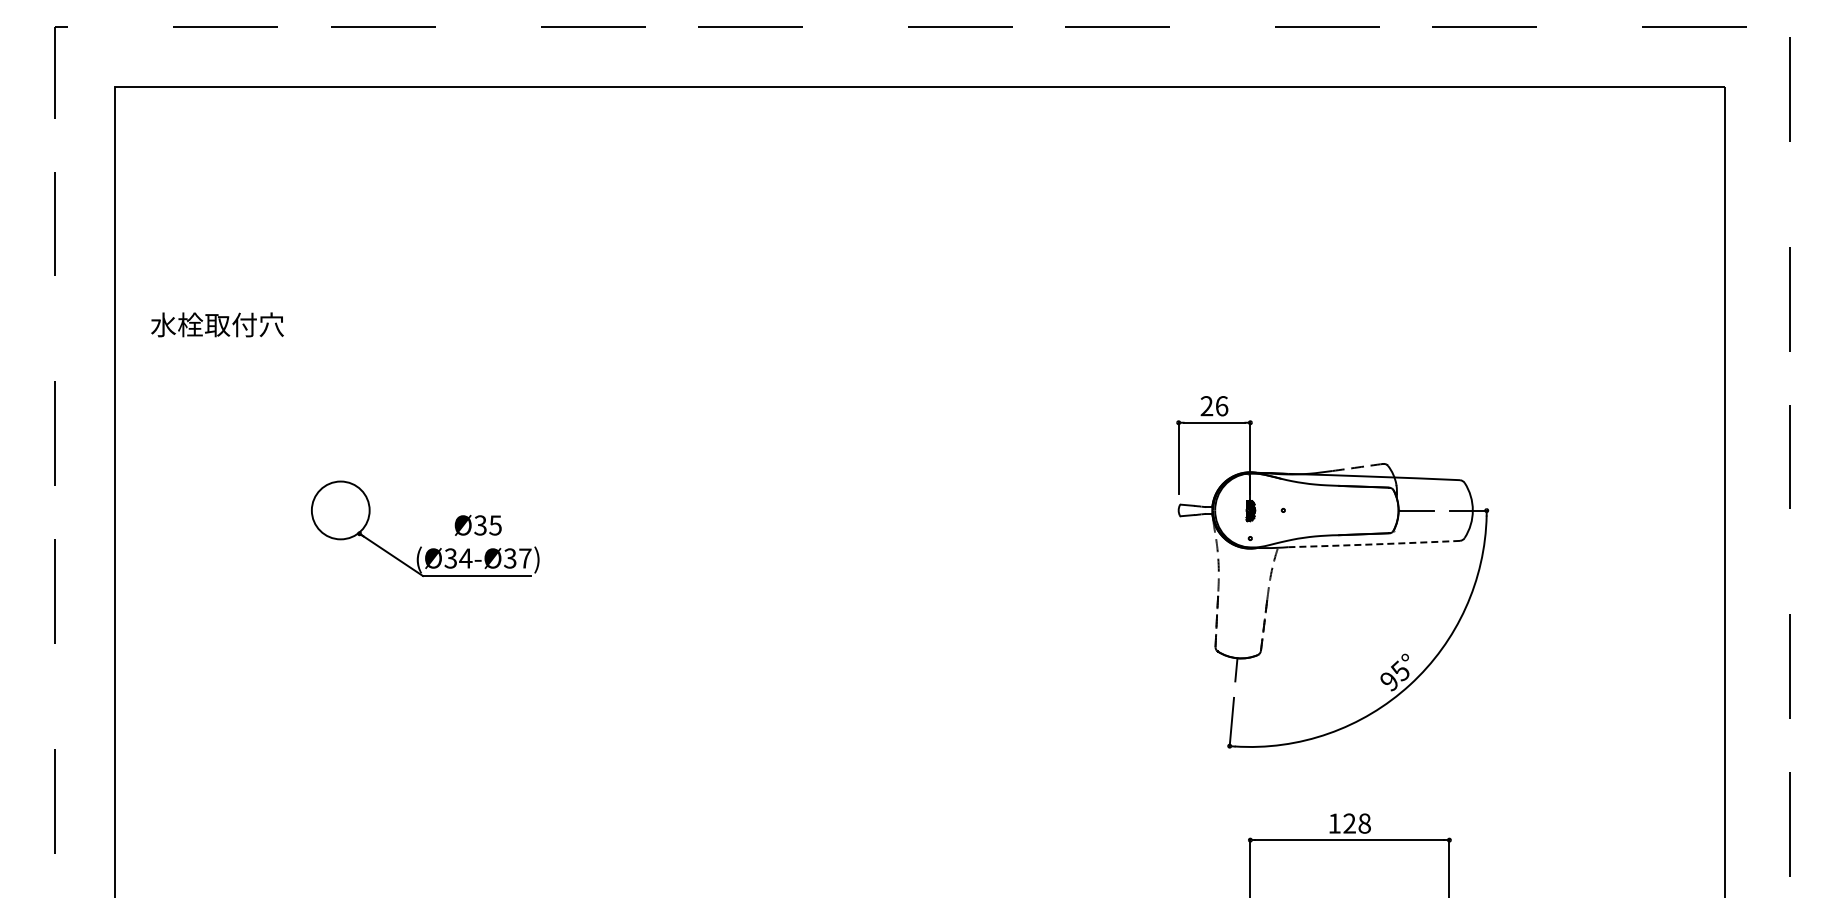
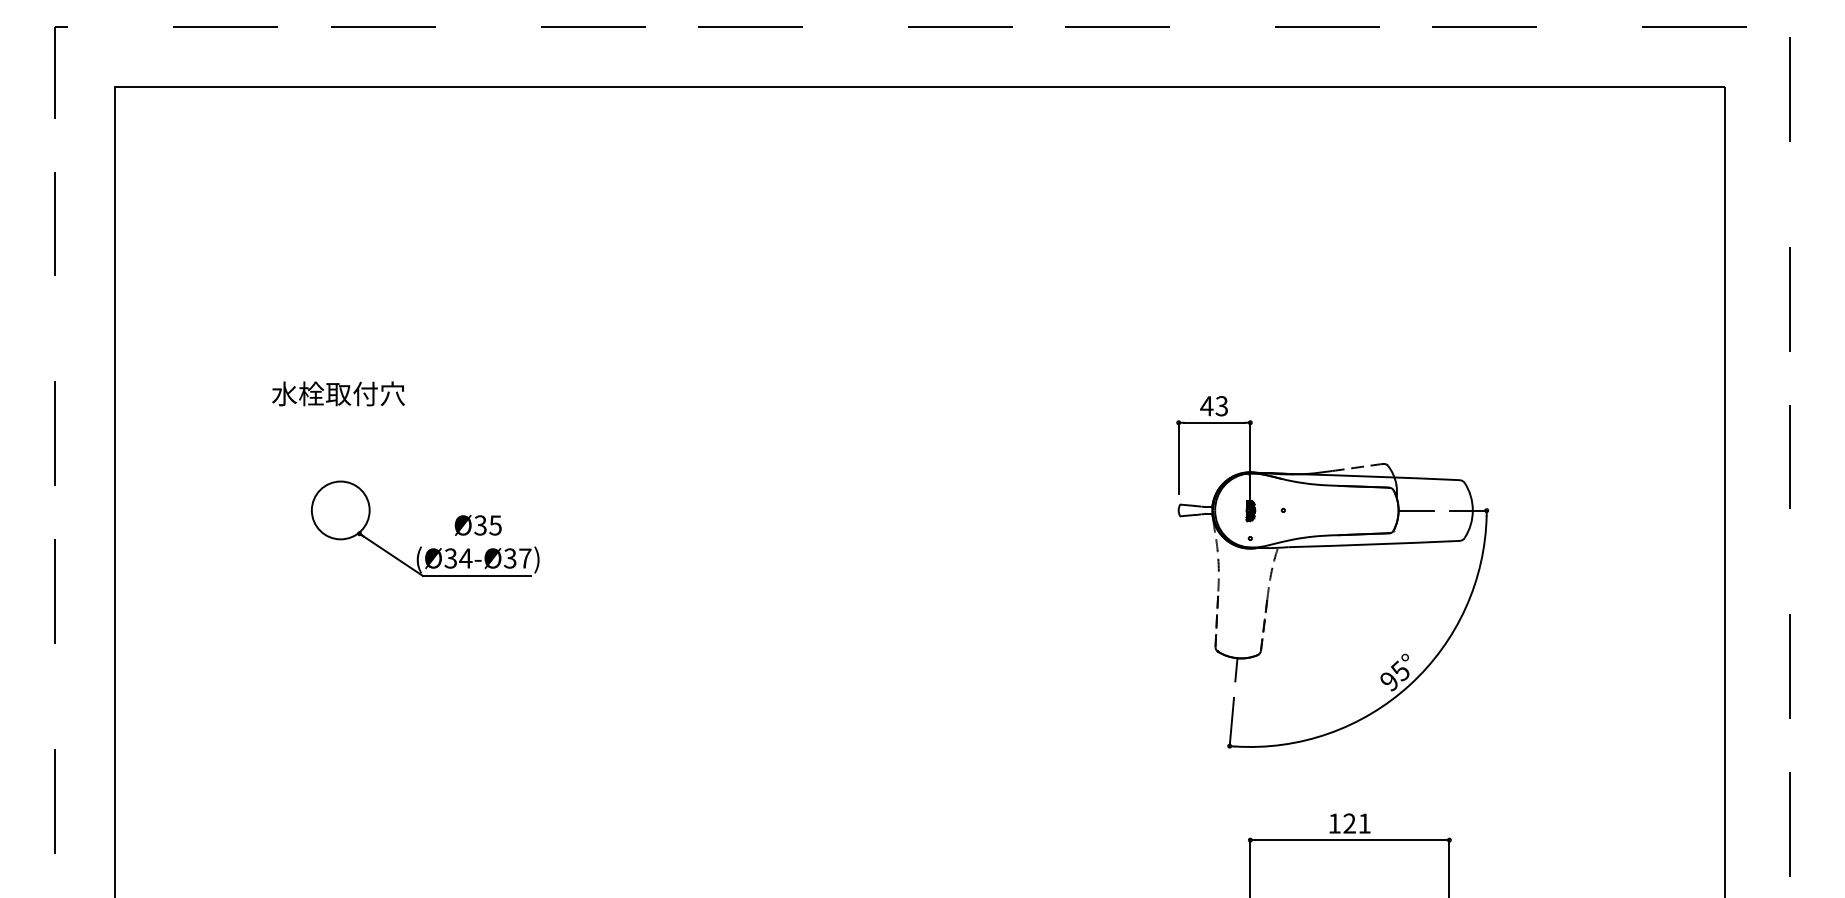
text position: (217, 324) -> (338, 393) (338, 393)
text: 26 -> 43 (1214, 406)
arc: dashed -> solid (1374, 544)
text: 128 -> 121 (1364, 823)
